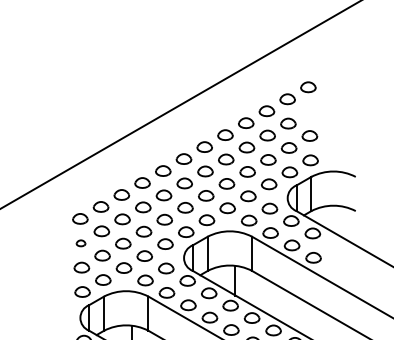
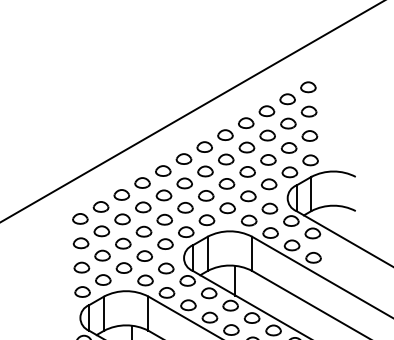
line position: (180, 104) -> (191, 111) (191, 111)
part: none -> present (308, 111)
part size: 12x9 px -> 18x13 px (80, 243)
